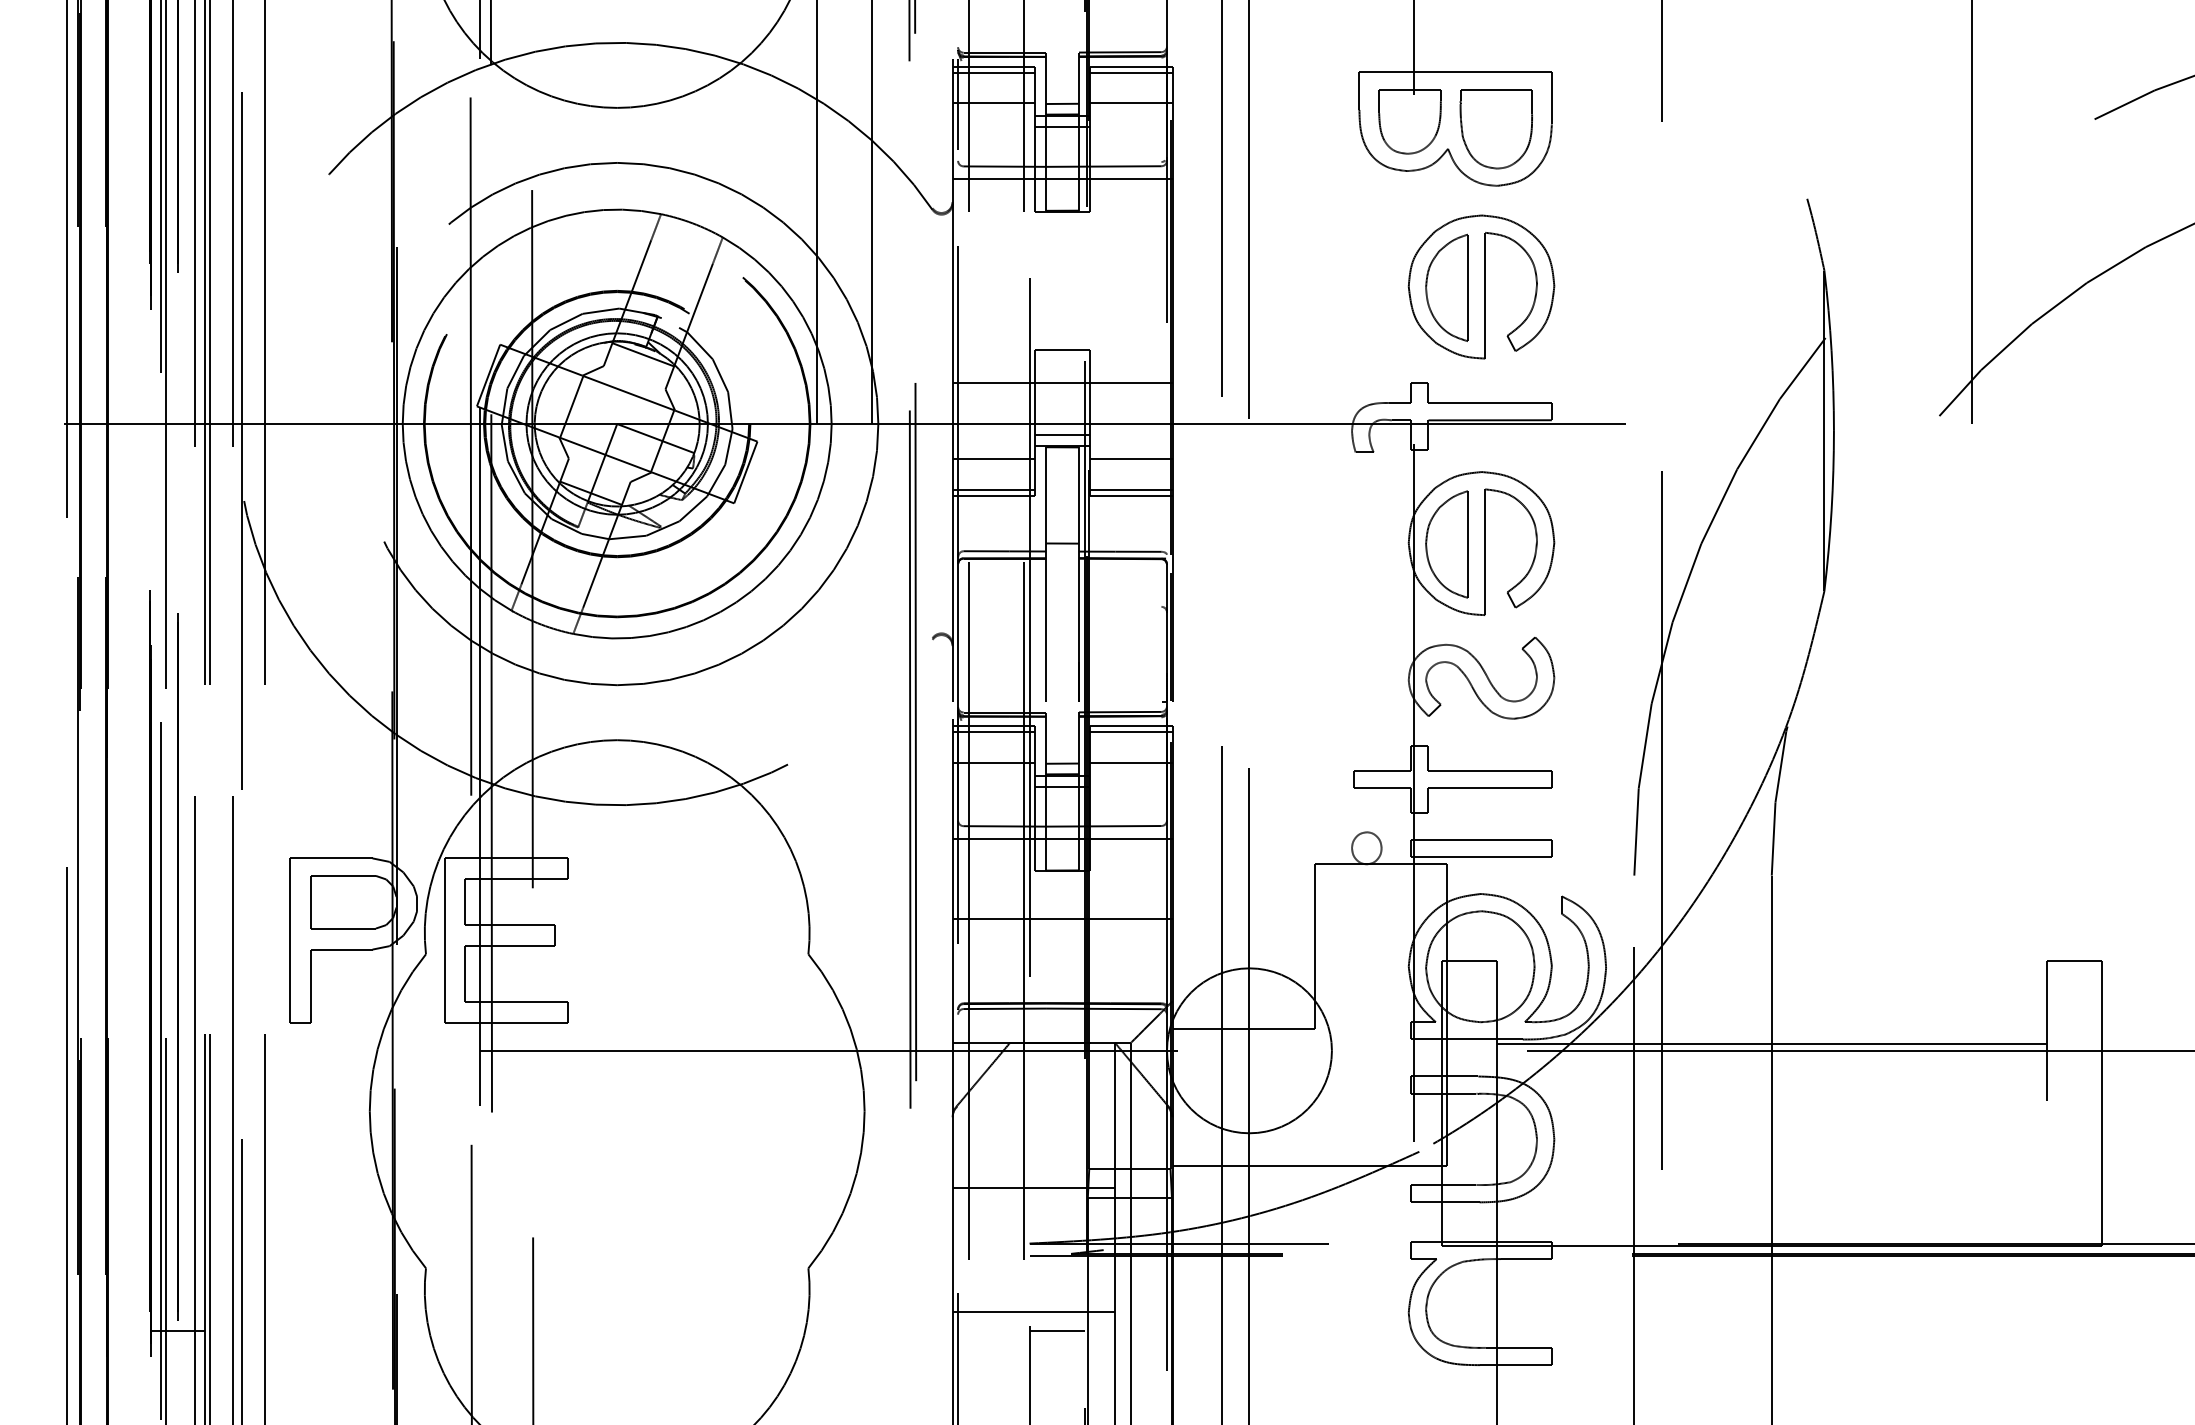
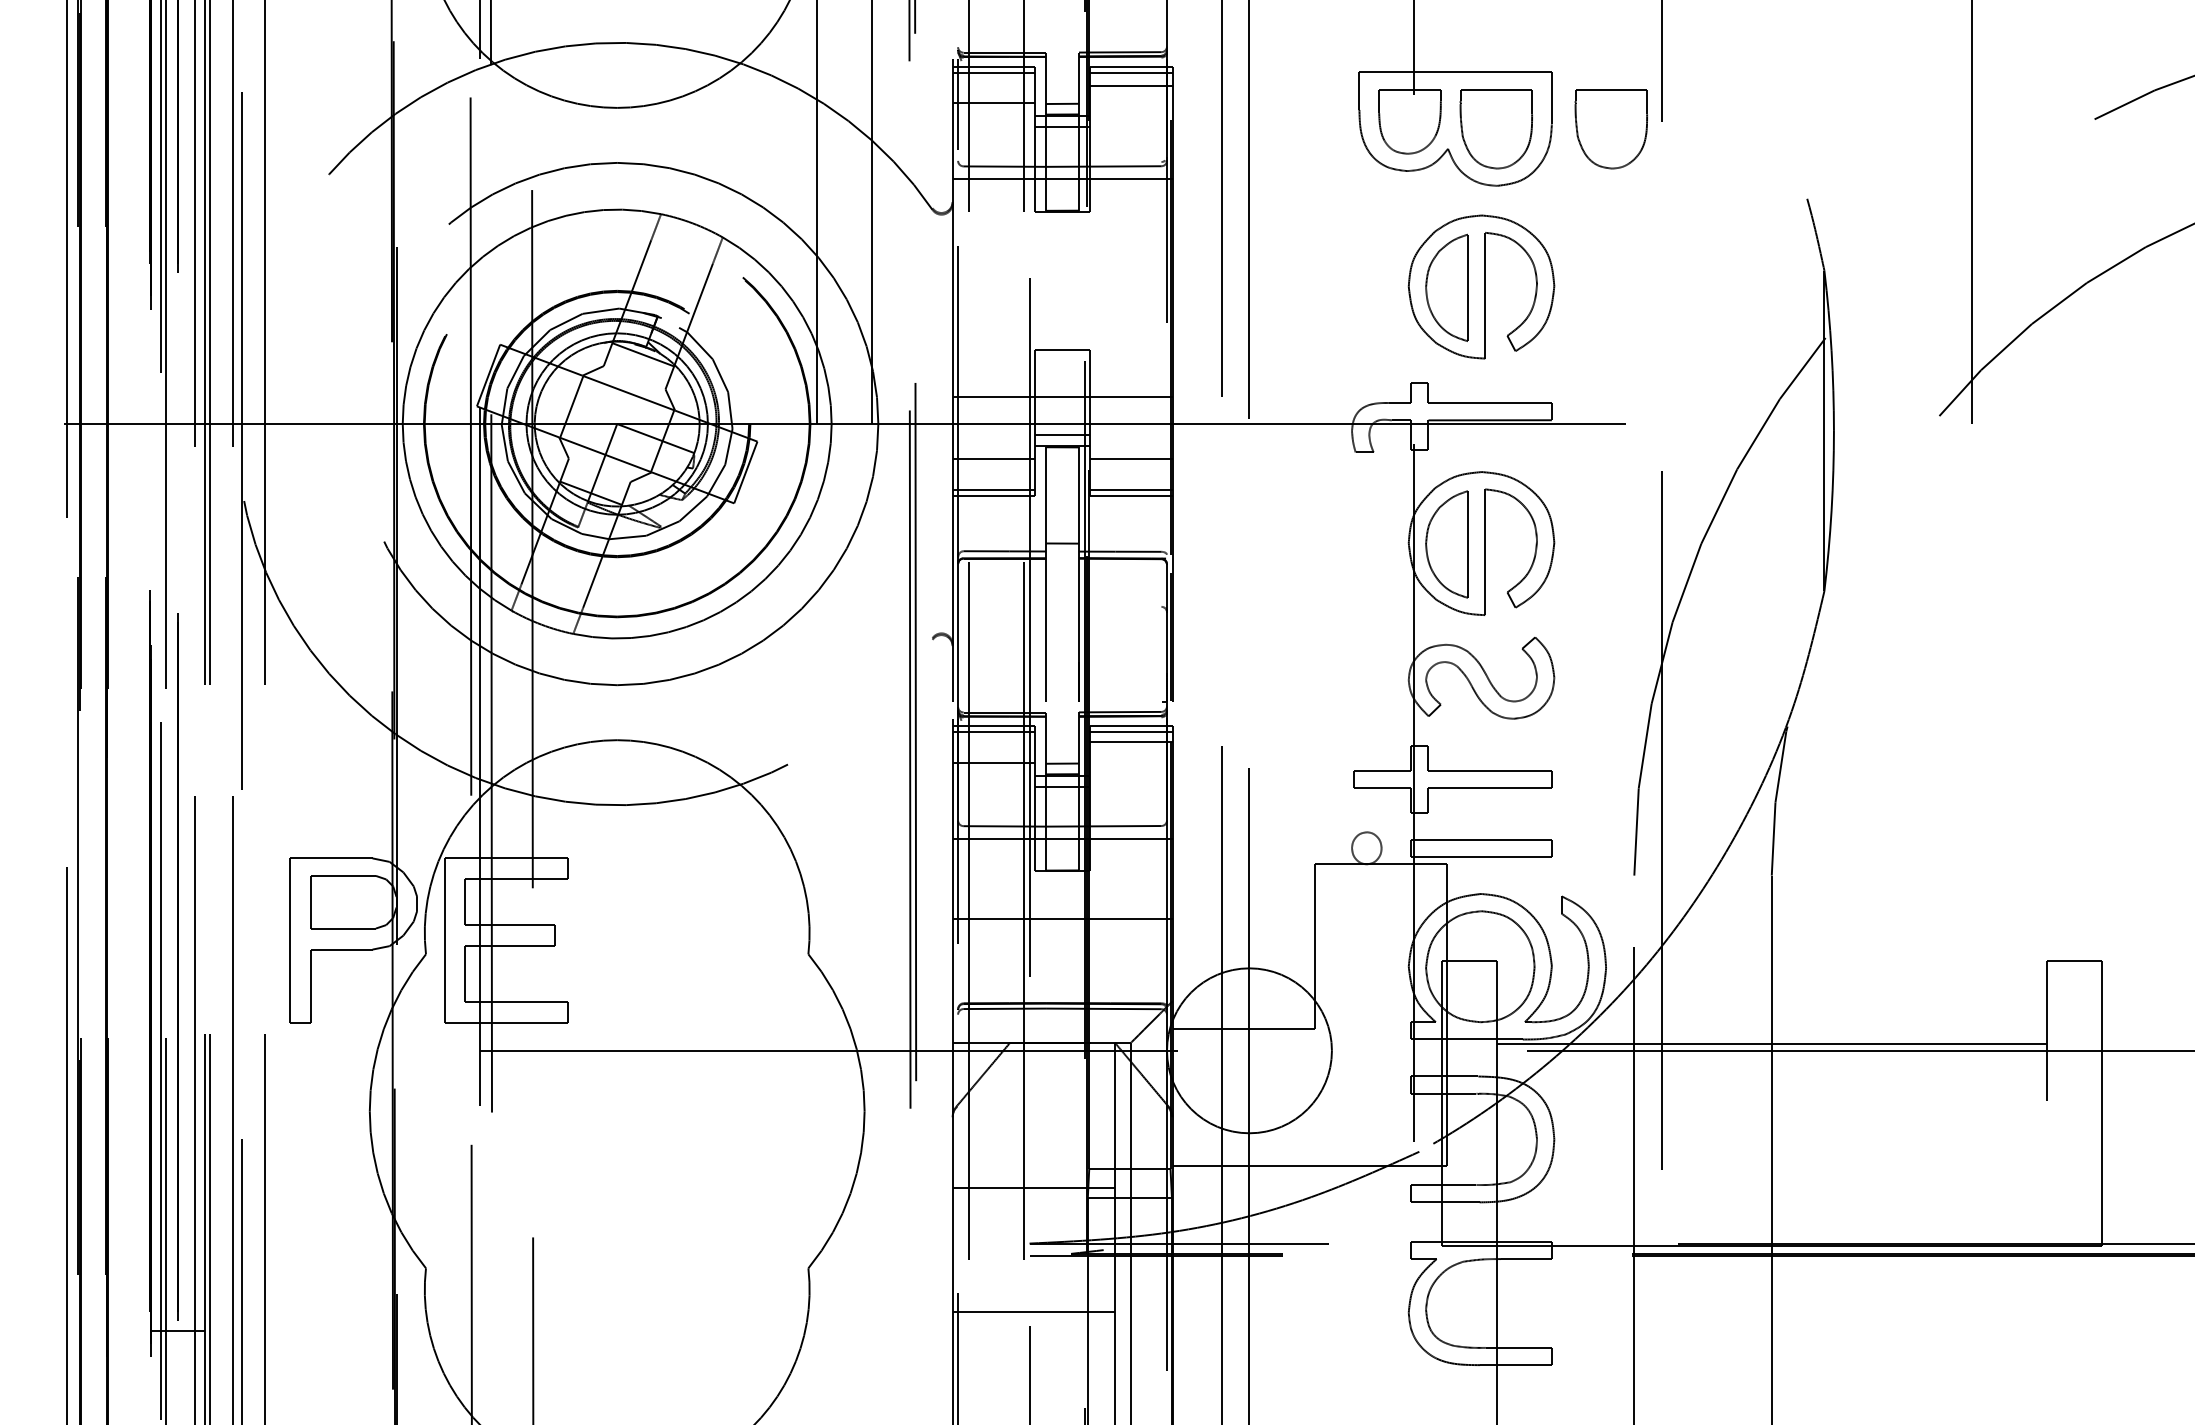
line position: (1131, 103) -> (1131, 86) (1131, 86)
part: none -> present (1610, 129)
line position: (1062, 382) -> (1062, 396) (1062, 396)
line position: (1131, 762) -> (1131, 741) (1131, 741)
line: present -> none (1056, 1331)
